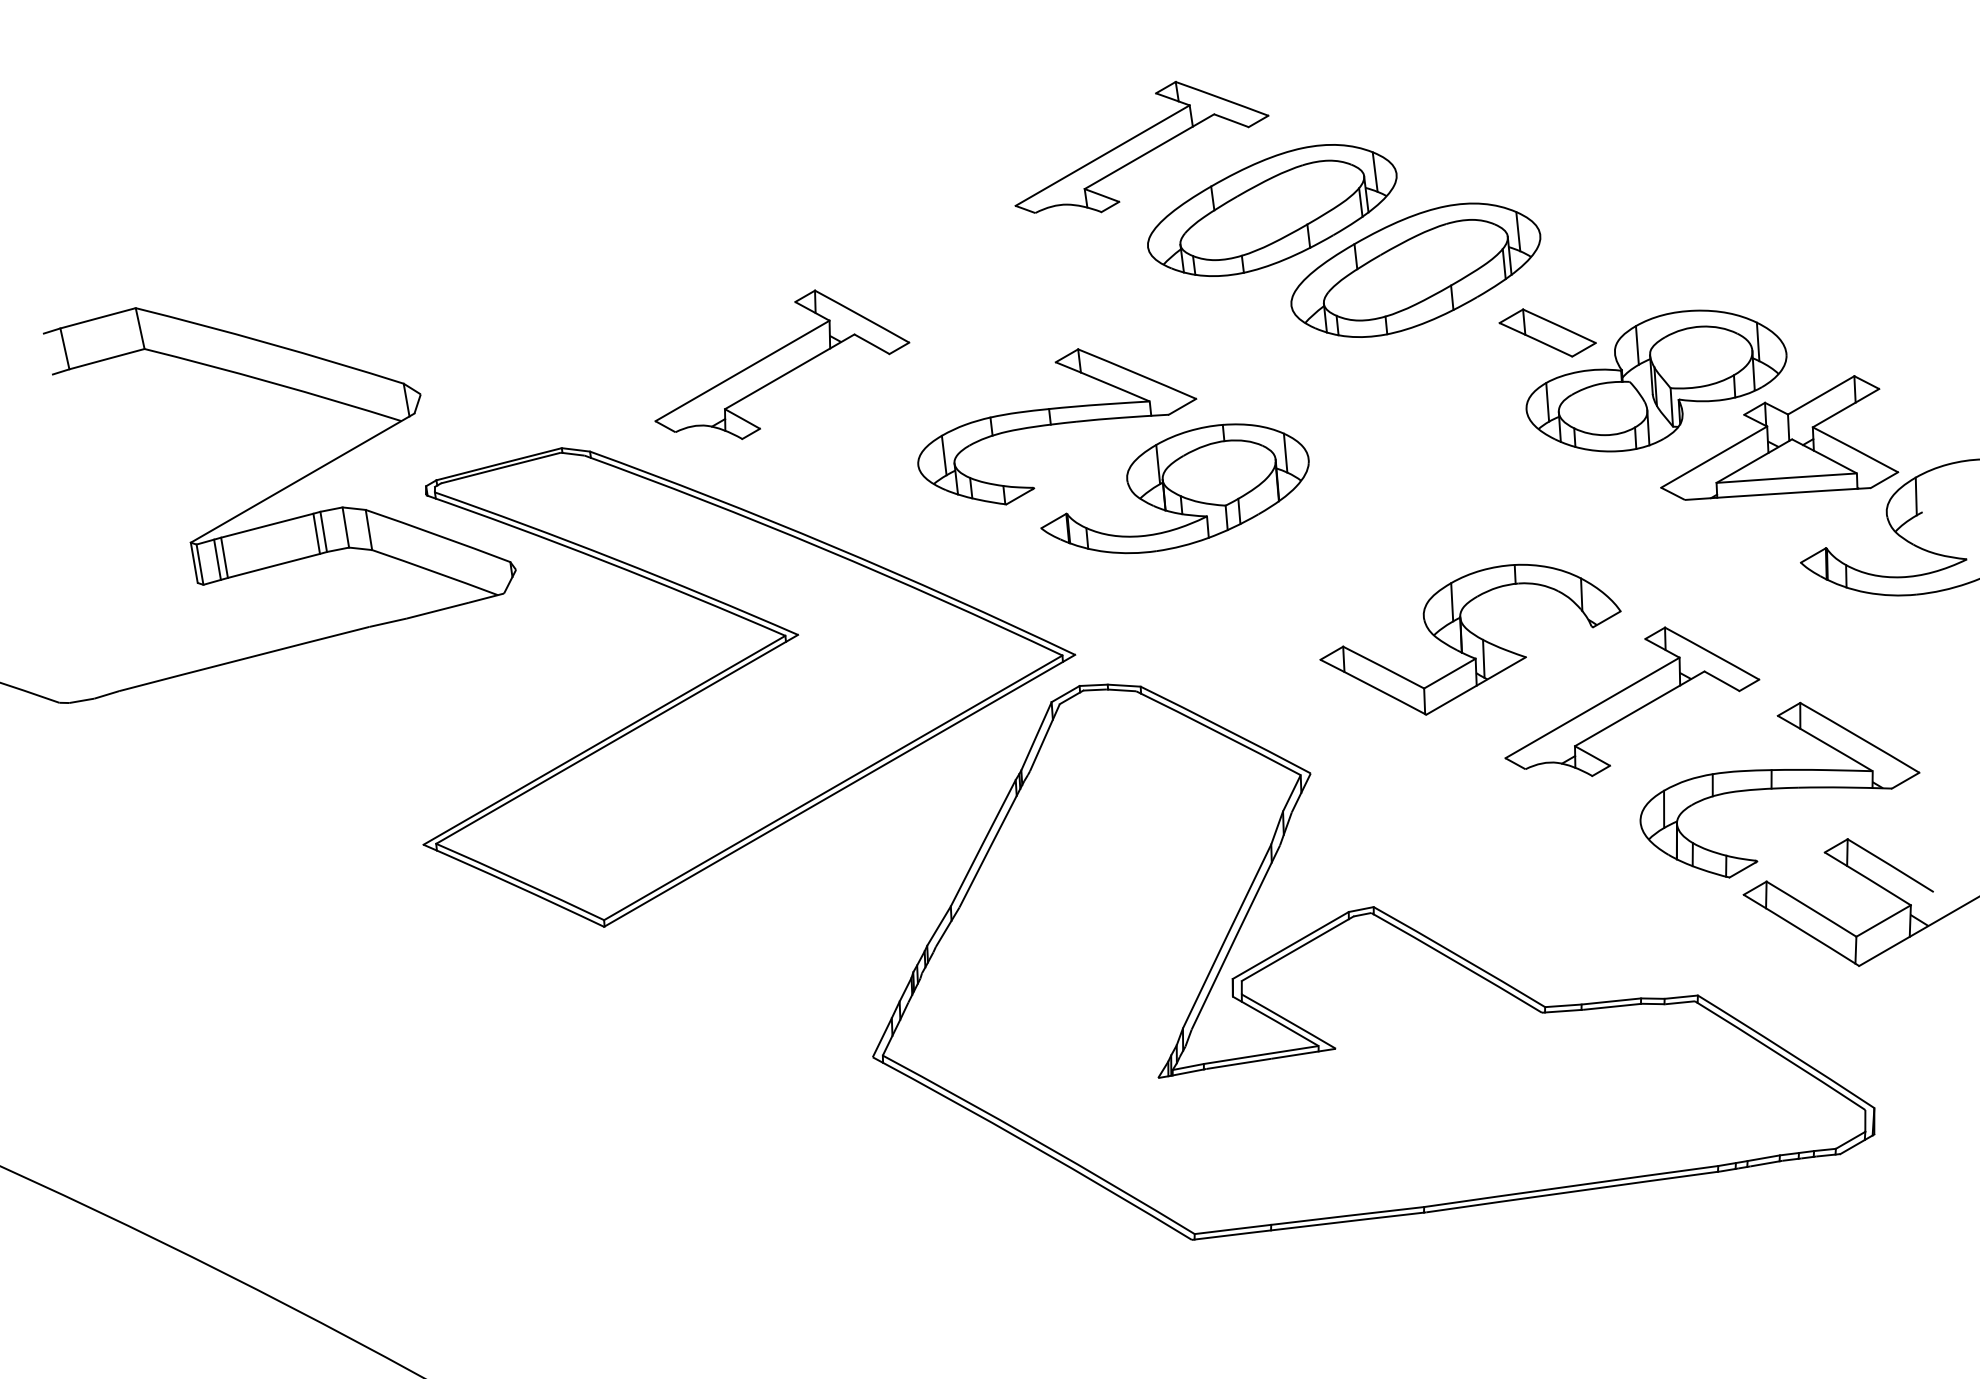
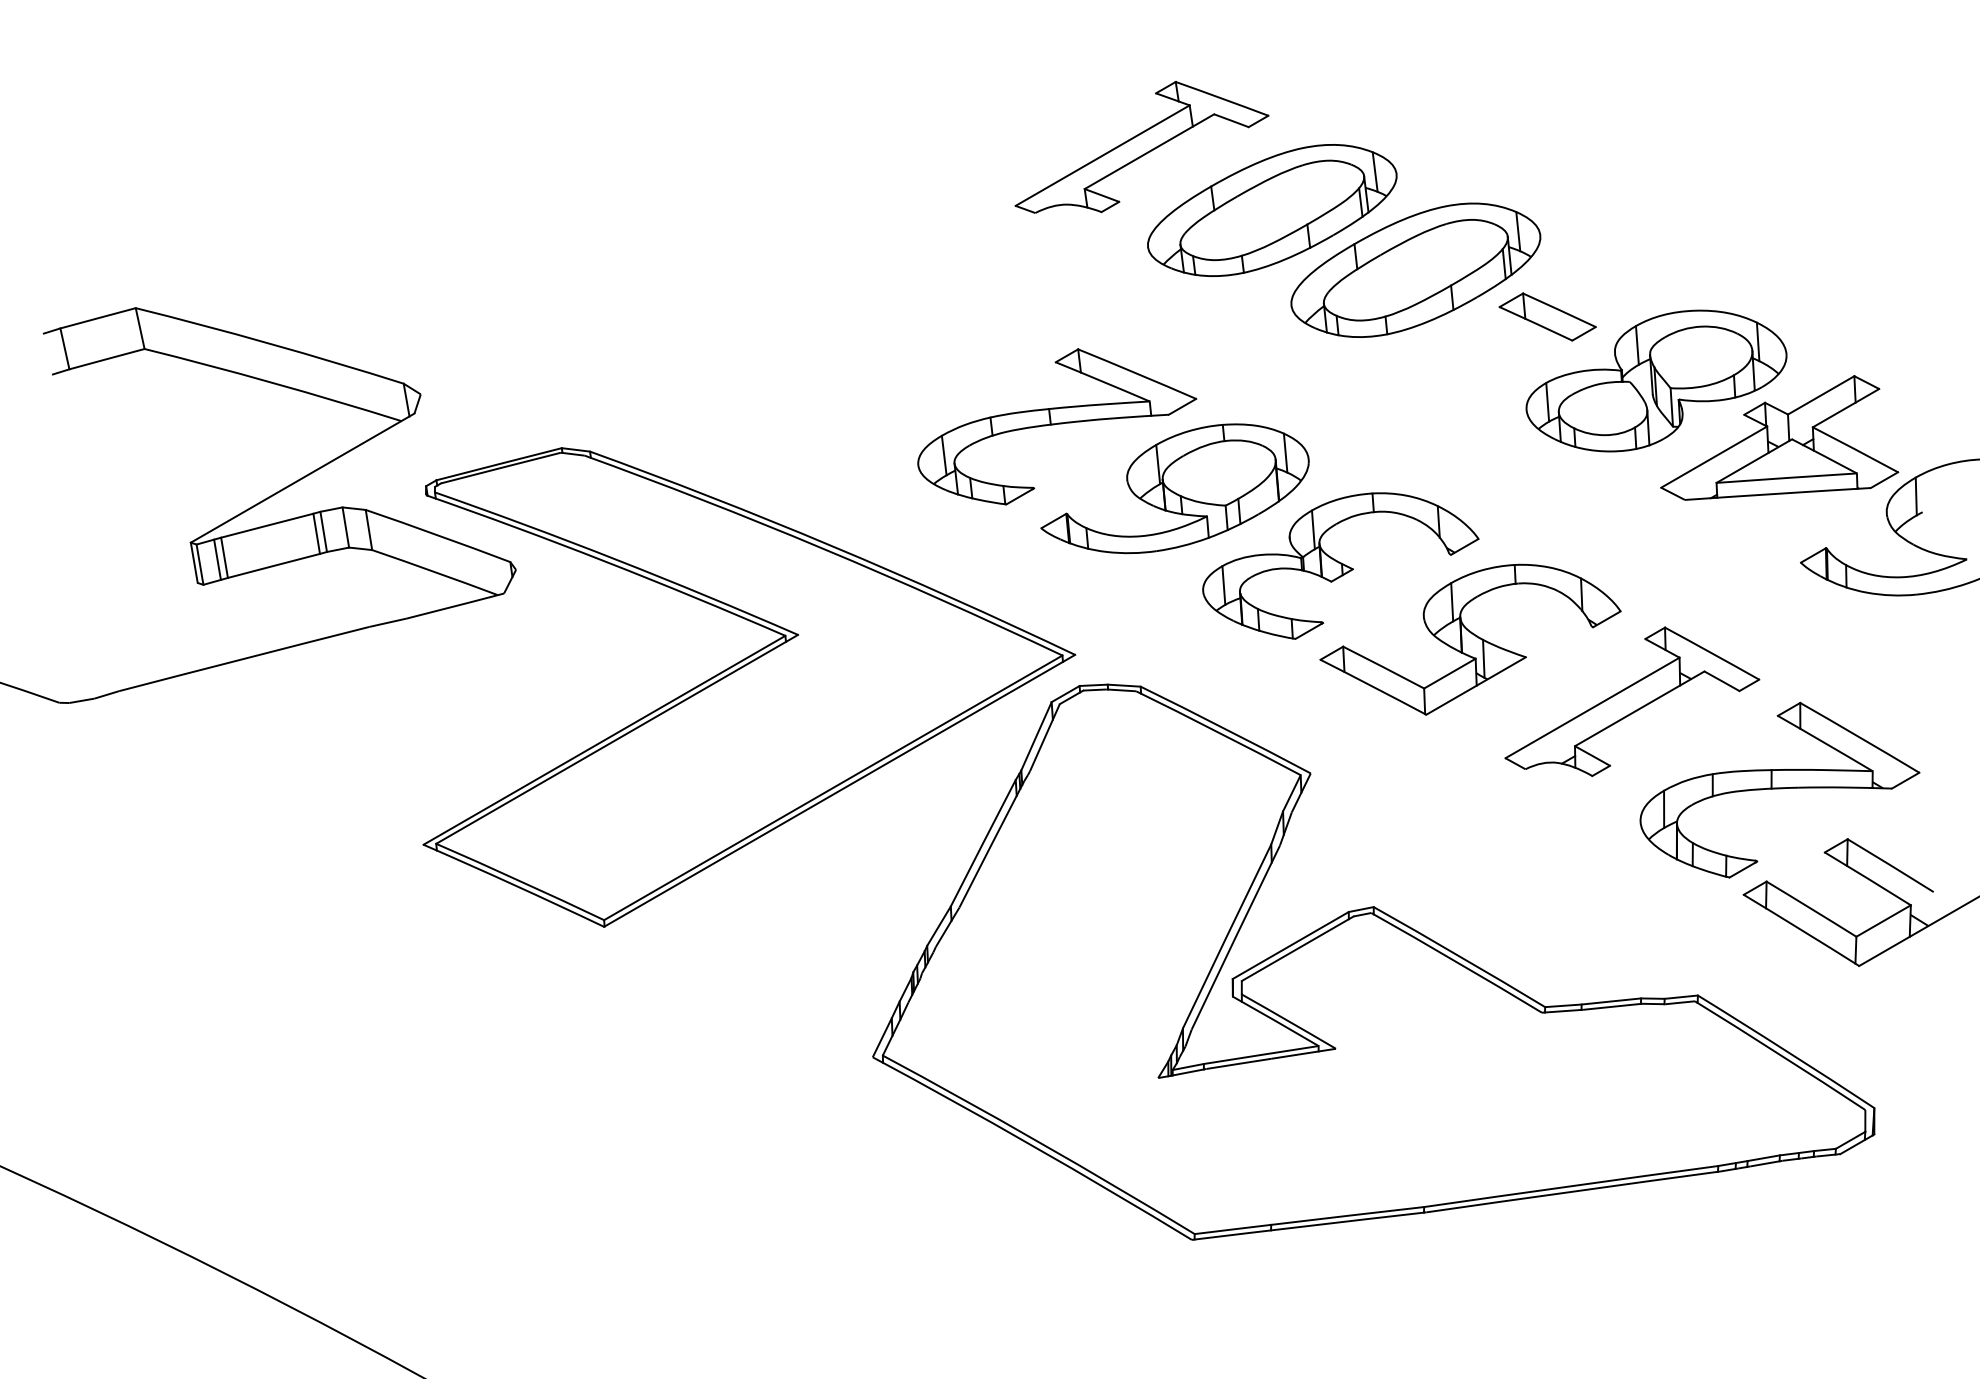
part position: (1547, 332) -> (1547, 316) (1547, 316)
part: present -> none (782, 364)
part: none -> present (1340, 565)
